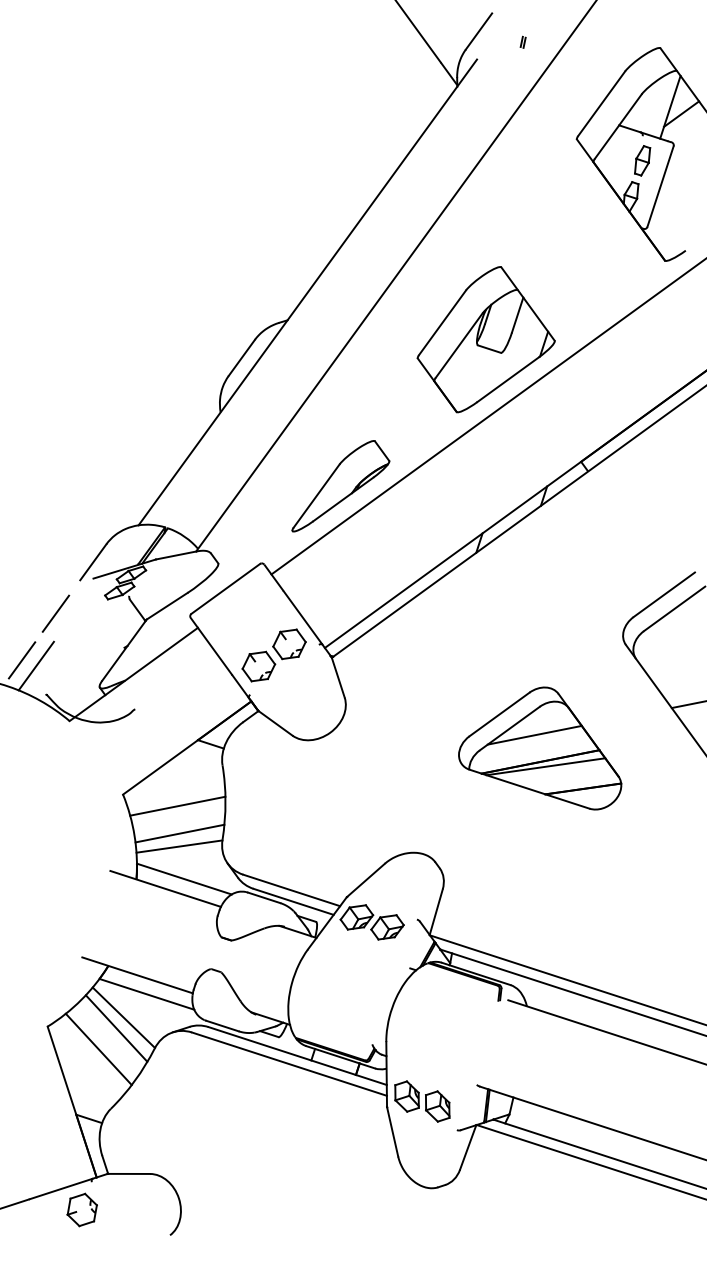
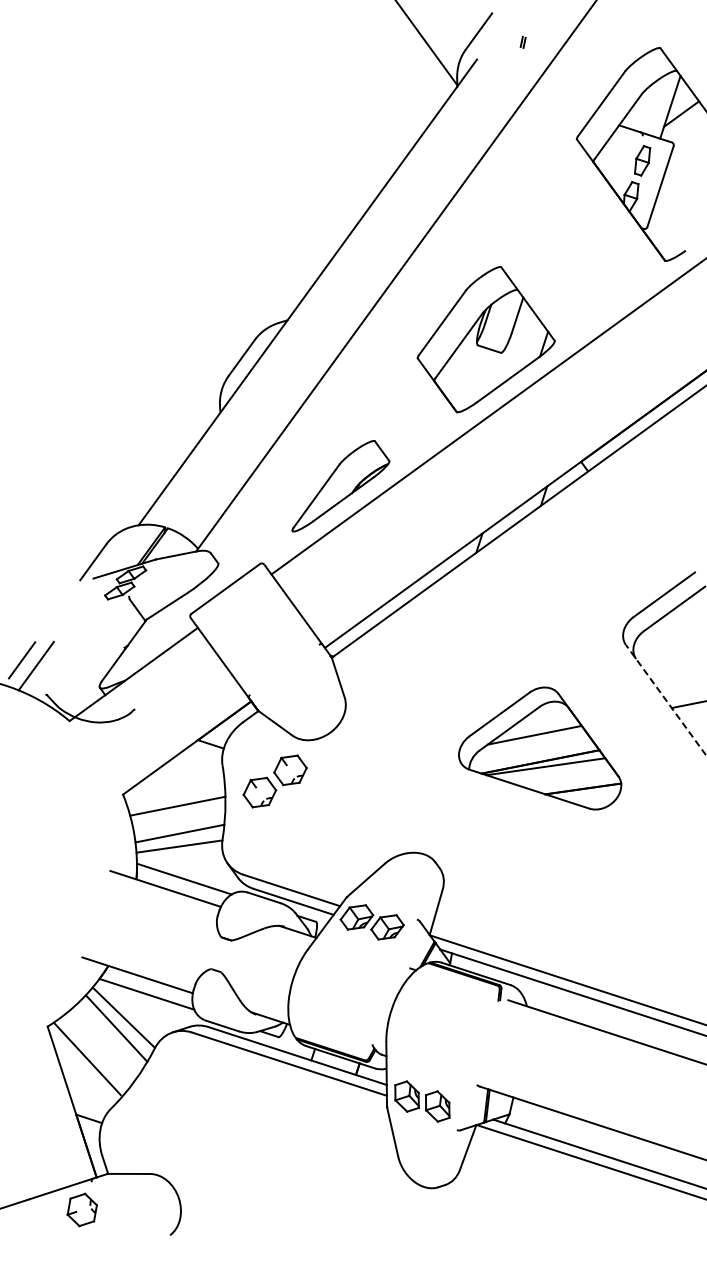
line: present -> none (55, 613)
part position: (273, 655) -> (274, 781) (274, 781)
line: solid -> dashed (666, 700)
line position: (98, 1049) -> (87, 1059) (87, 1059)
